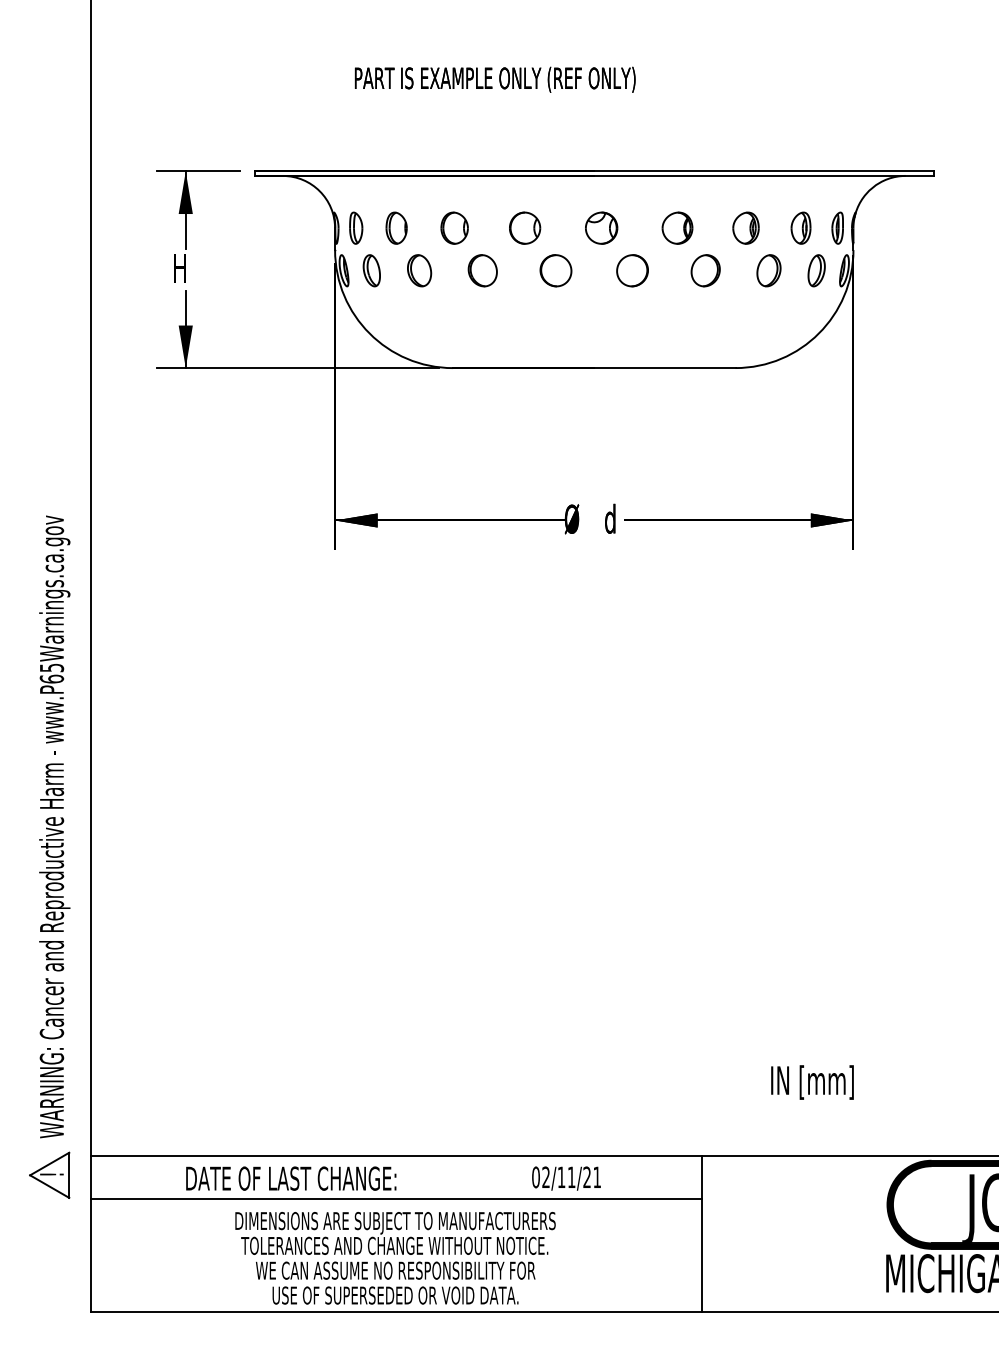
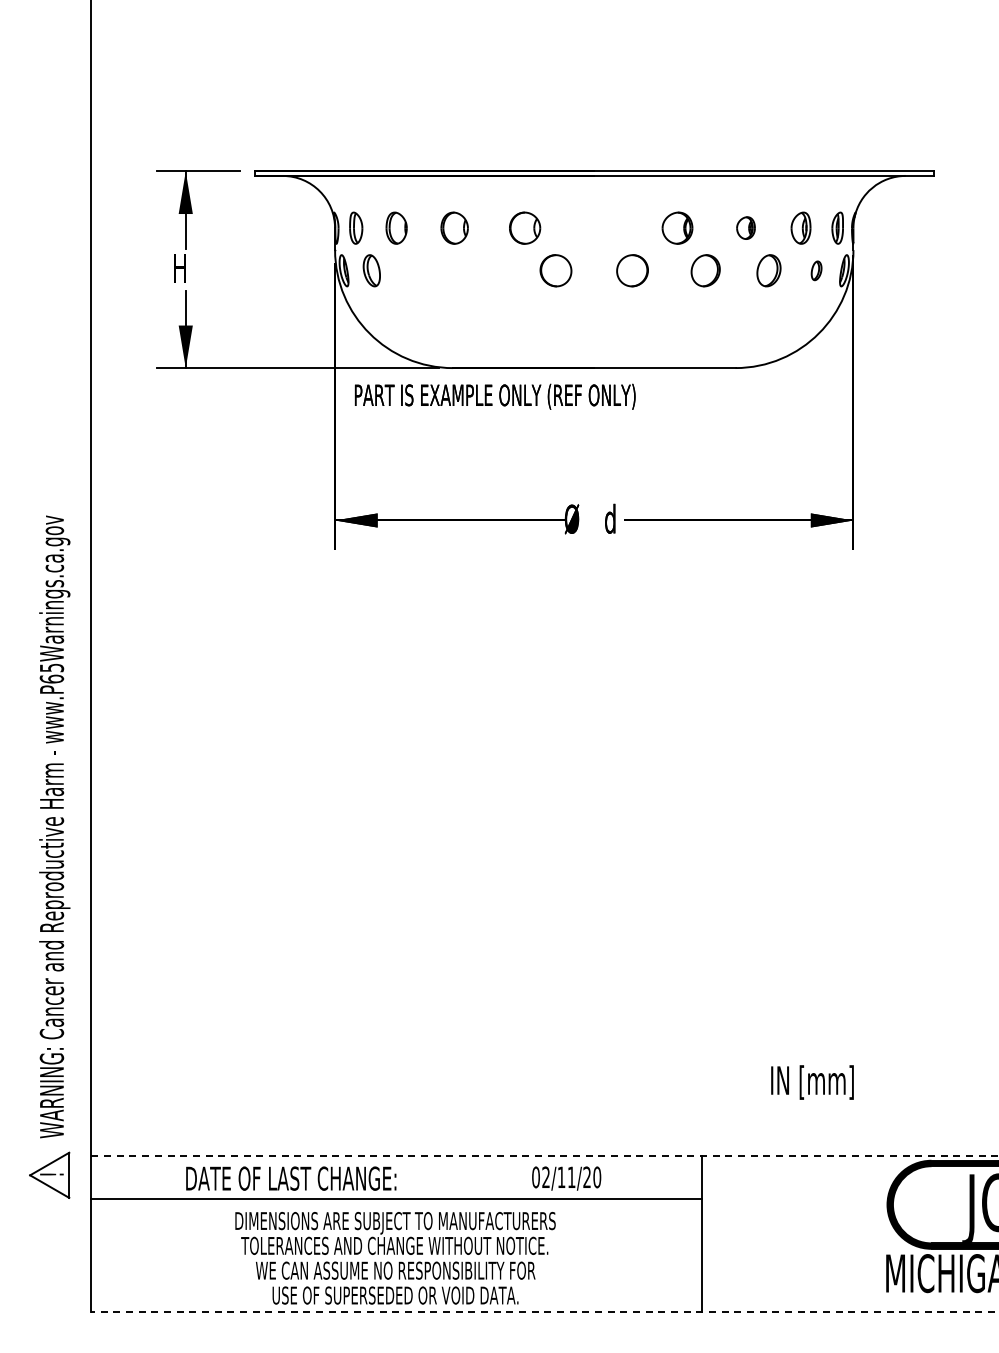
text position: (494, 79) -> (494, 396) (494, 396)
part: present -> none (601, 227)
part size: 28x34 px -> 20x24 px (745, 227)
part: present -> none (419, 270)
part: present -> none (482, 270)
part size: 19x34 px -> 13x22 px (816, 270)
line: solid -> dashed (545, 1156)
text: 02/11/21 -> 02/11/20 (597, 1177)
line: solid -> dashed (545, 1312)
